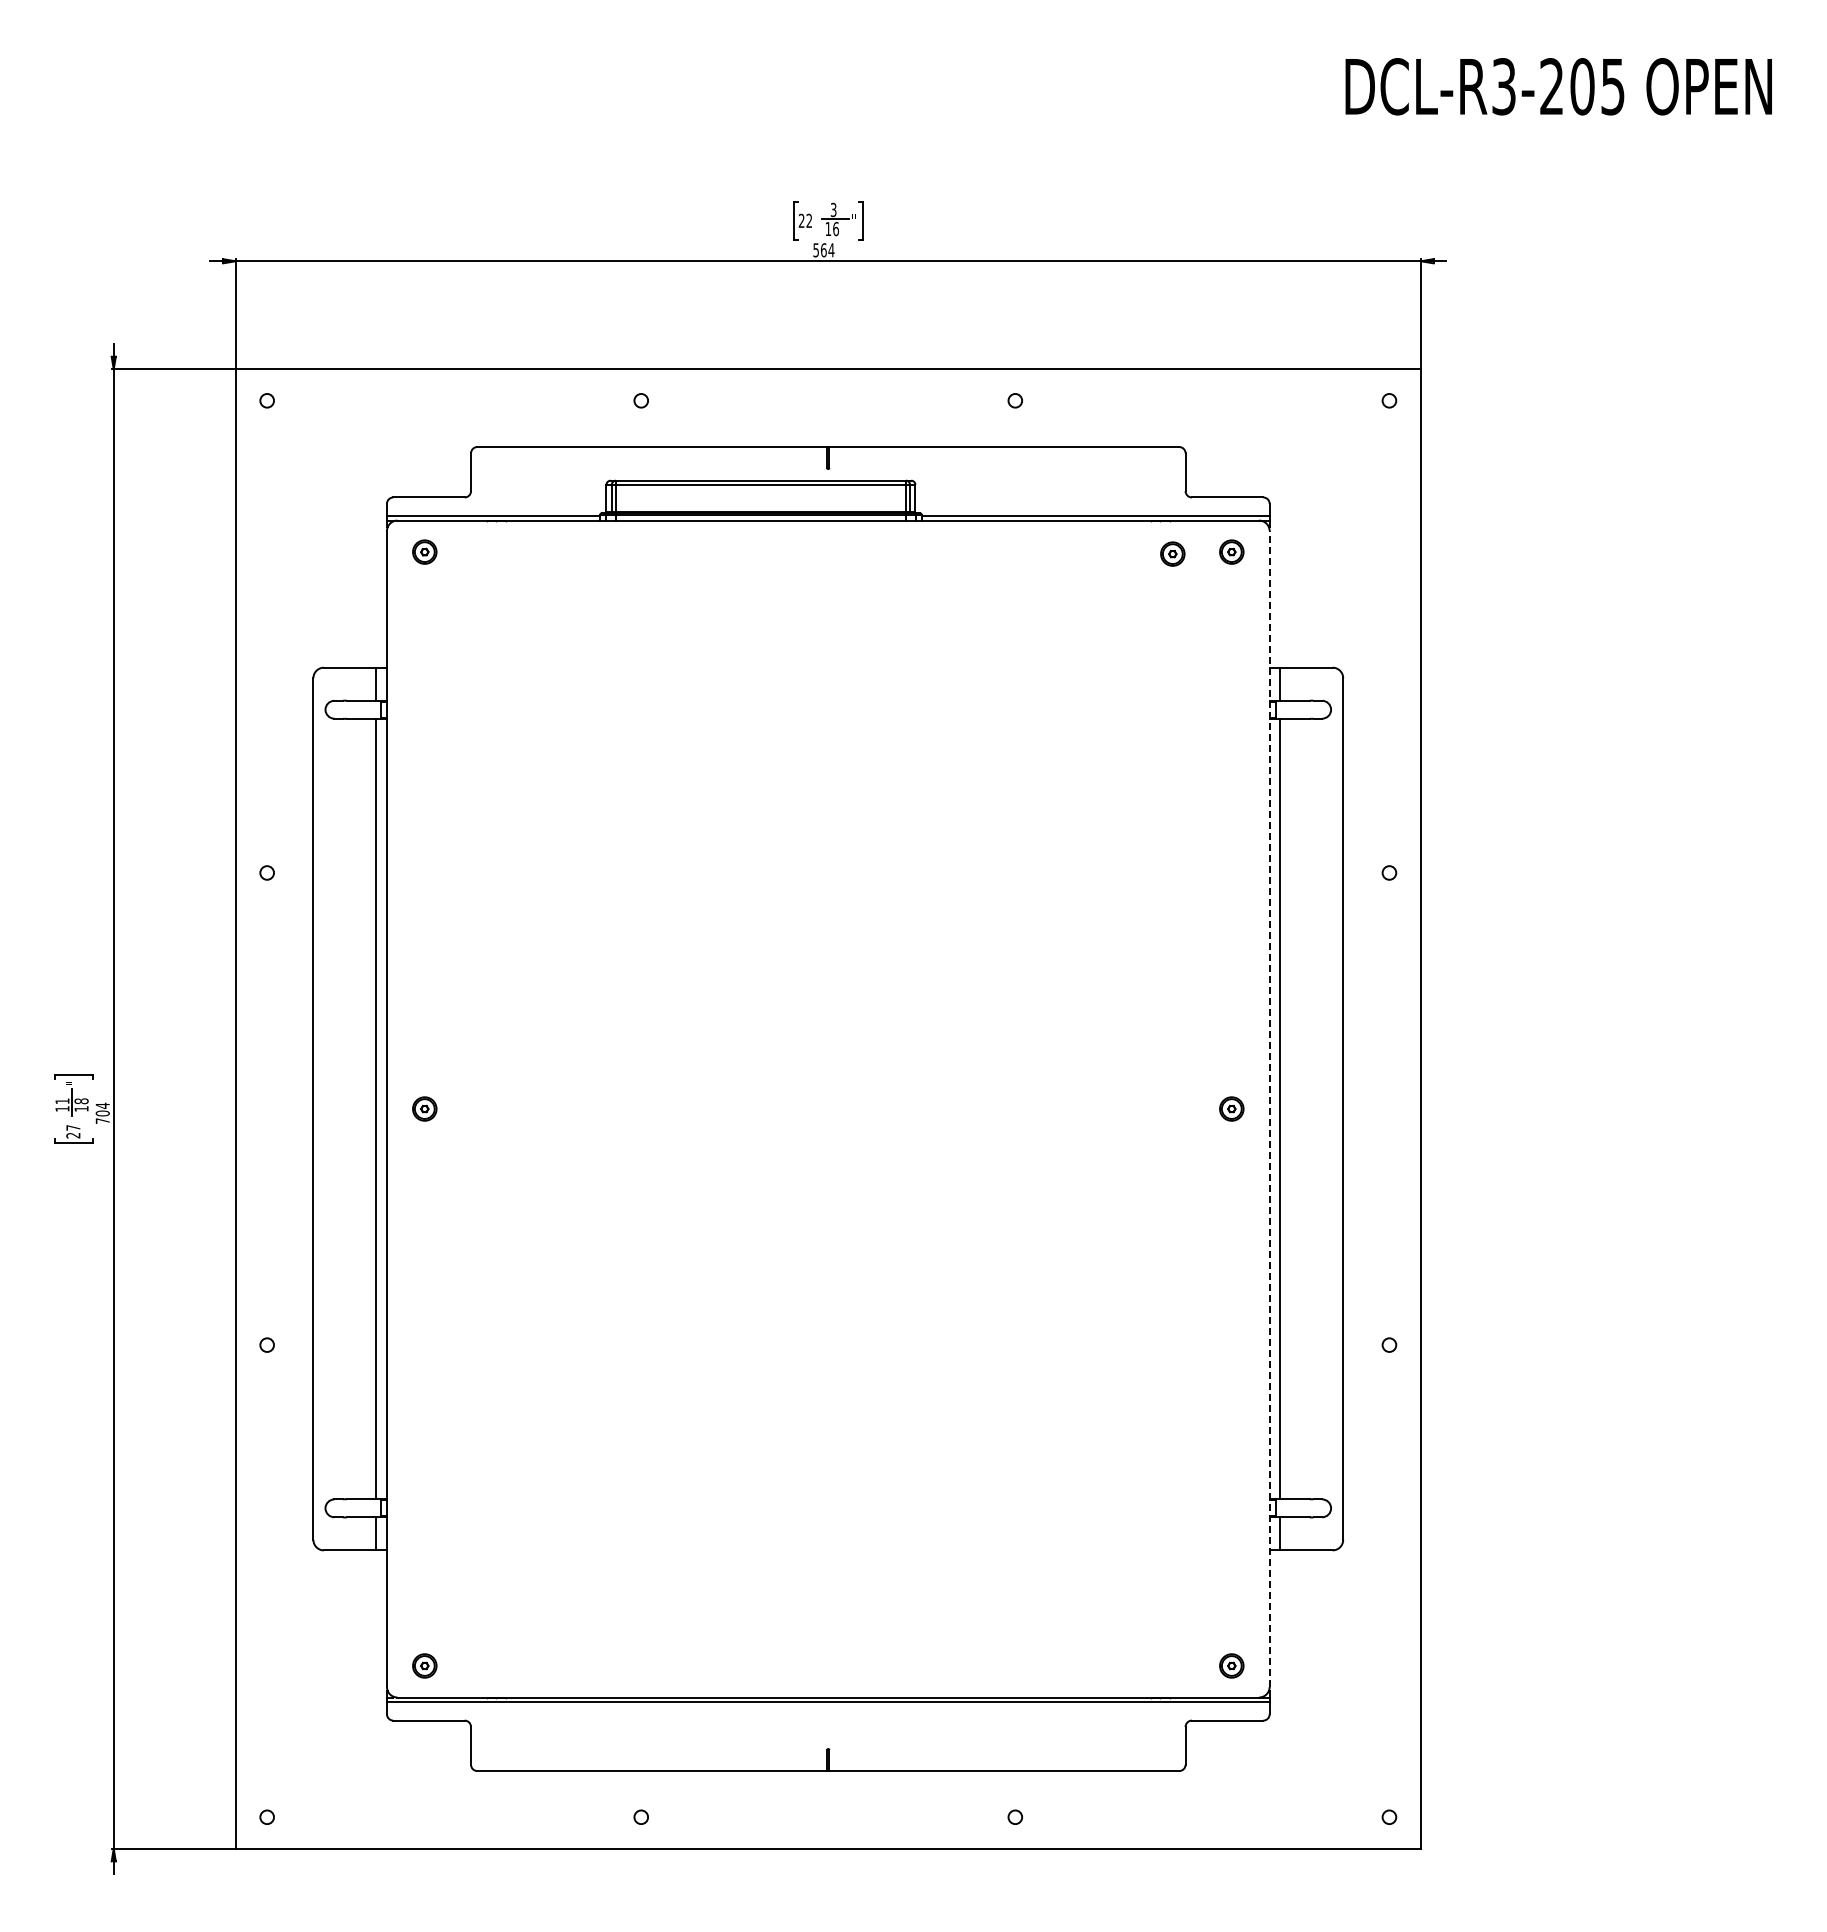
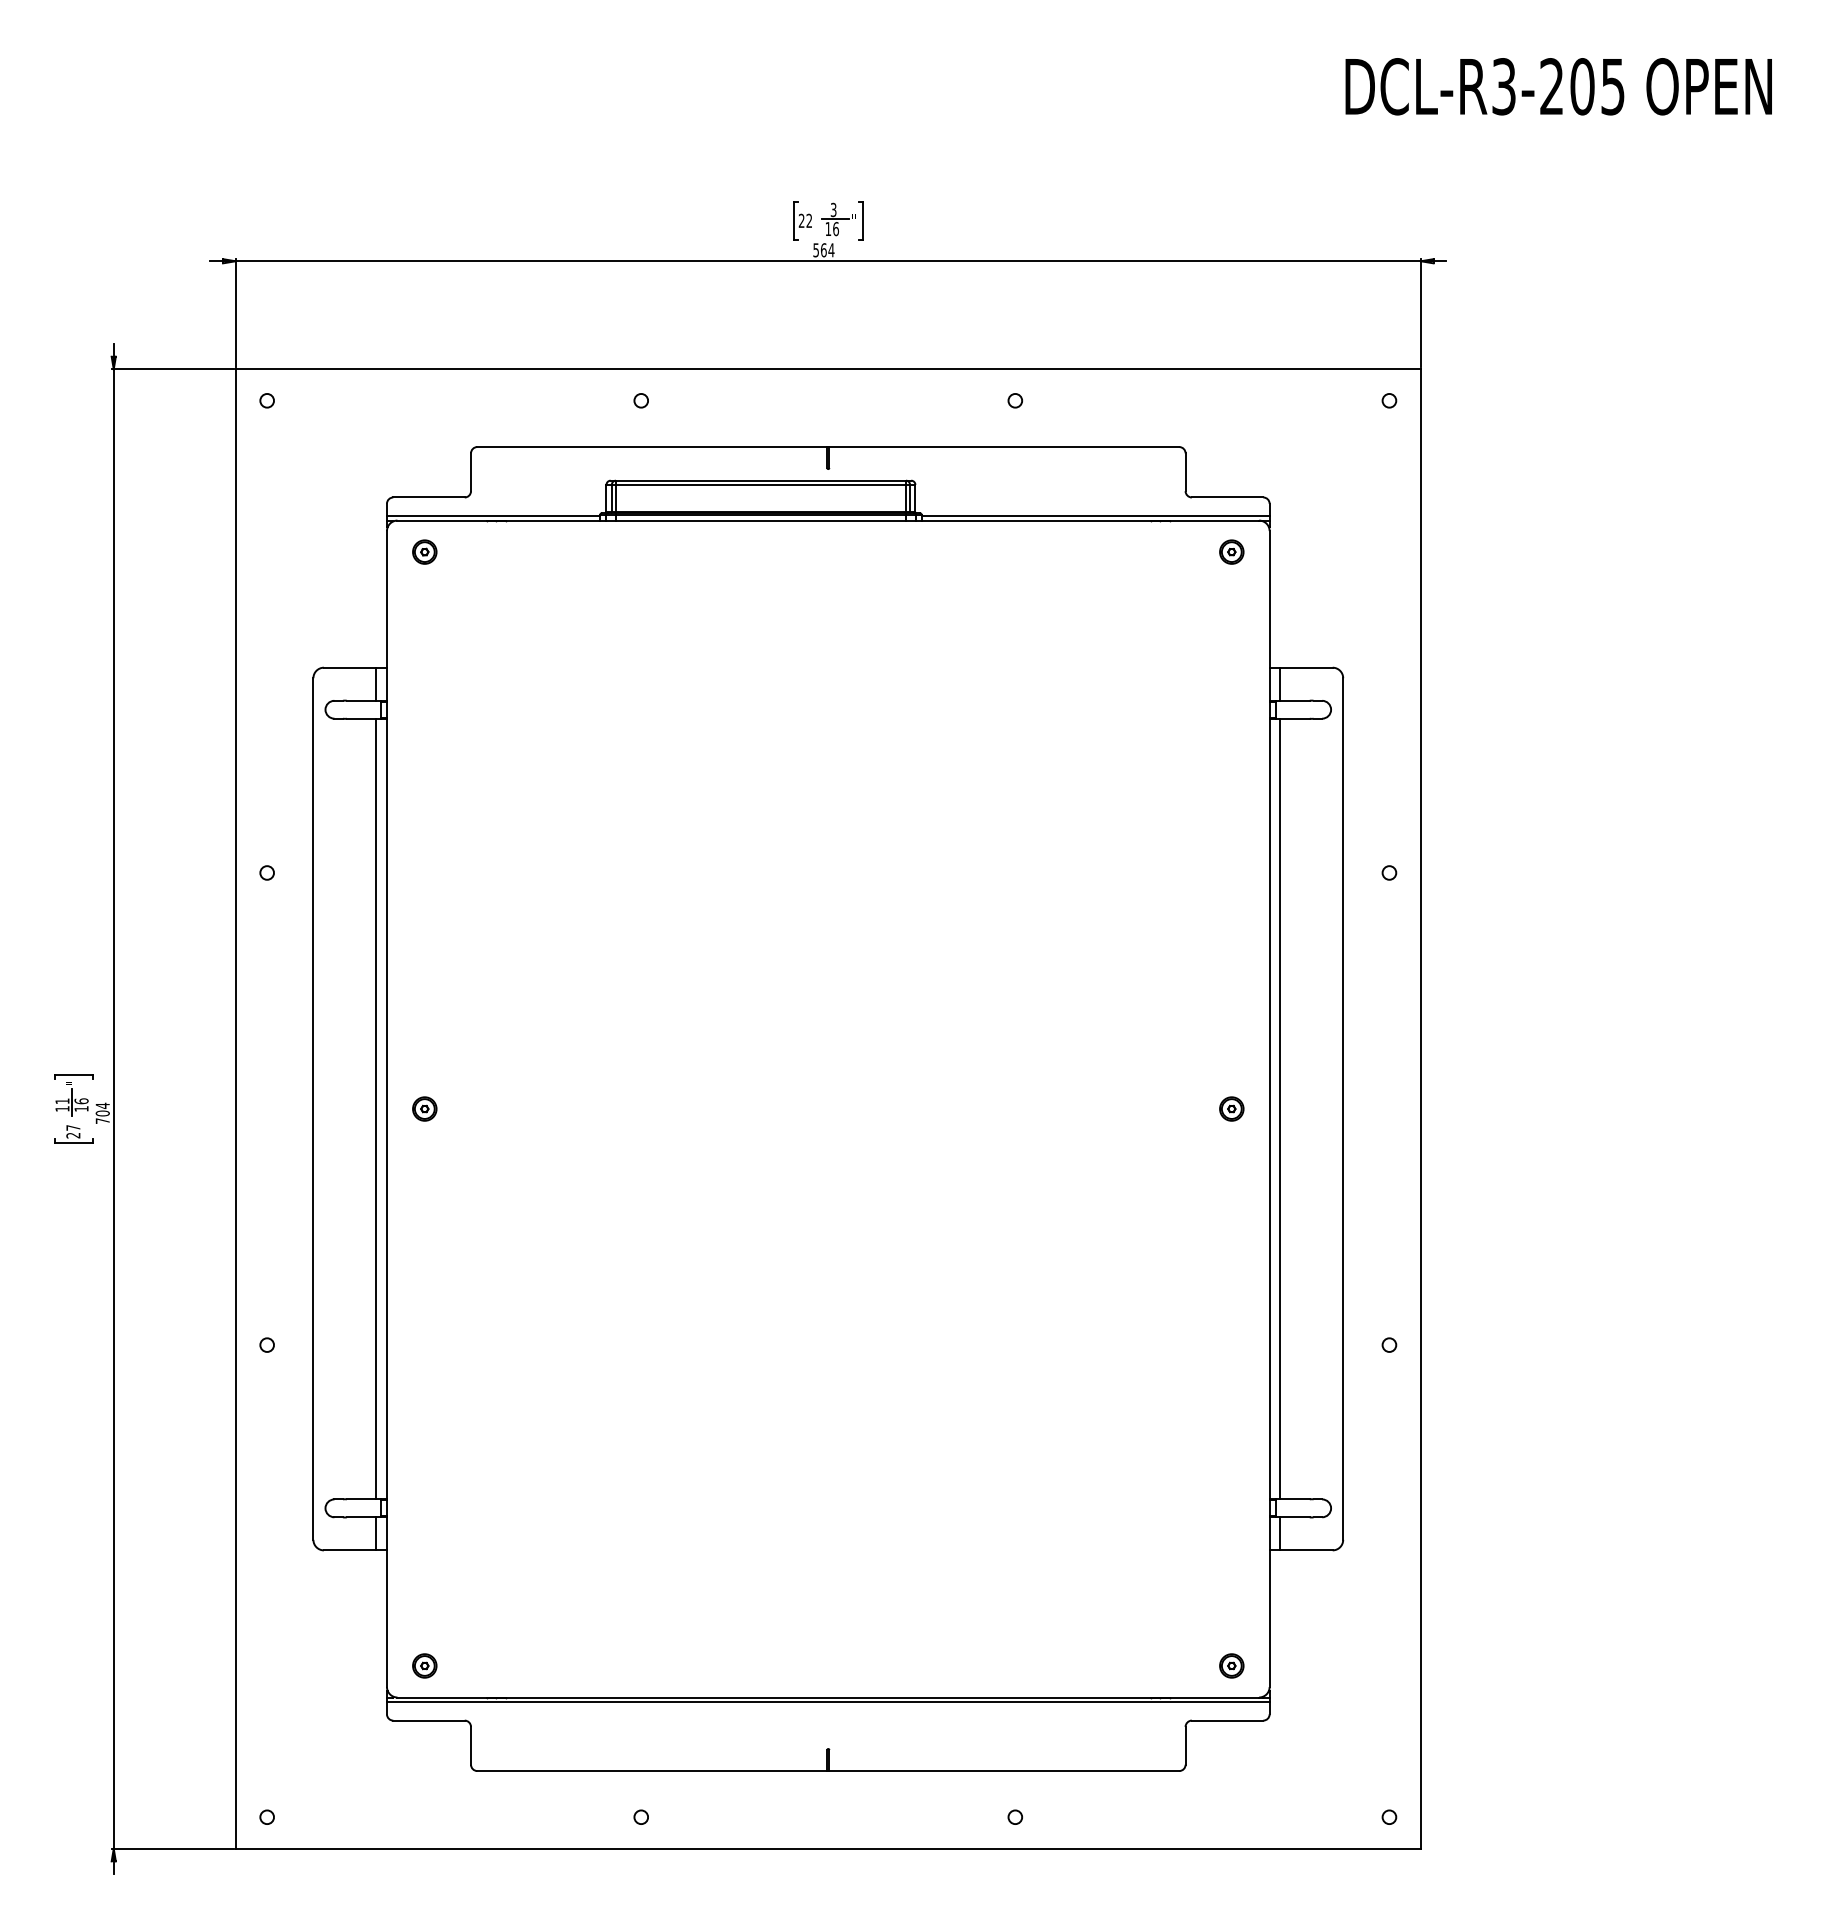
part: present -> none (1172, 553)
text: 18 -> 16 (81, 1101)
line: dashed -> solid (1269, 1109)
